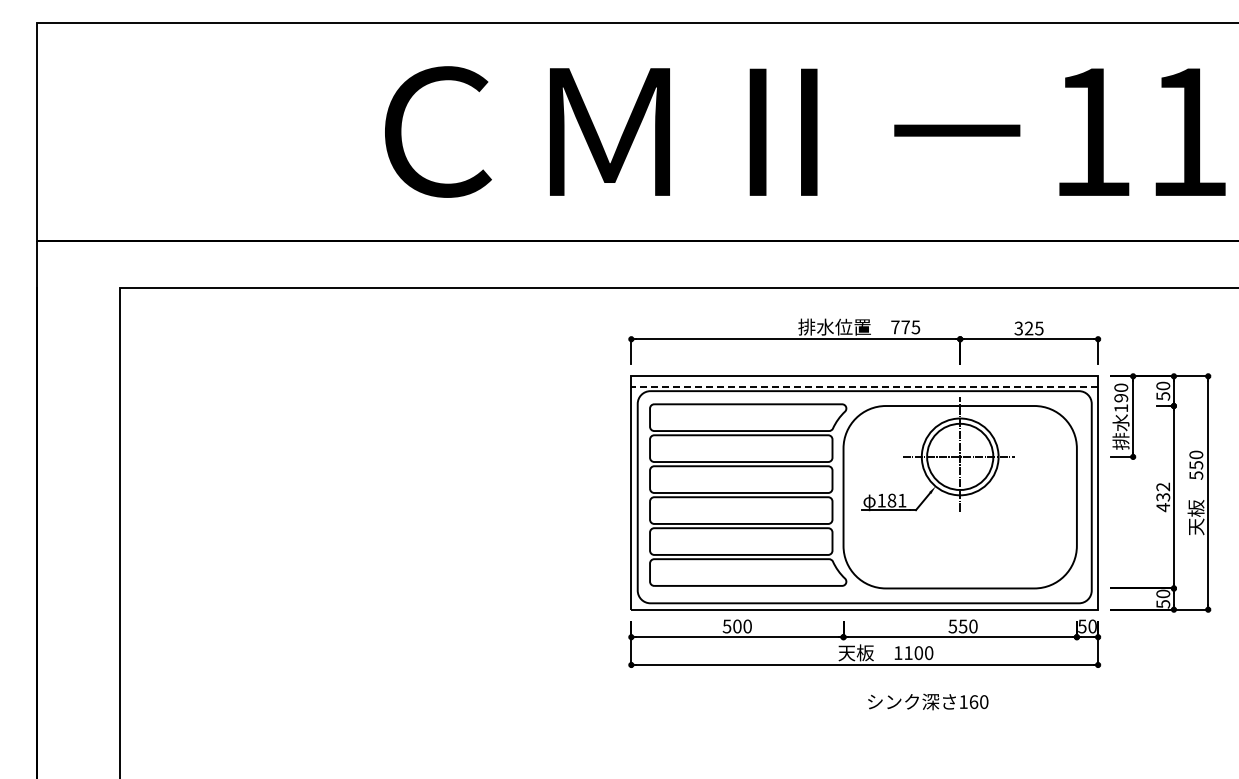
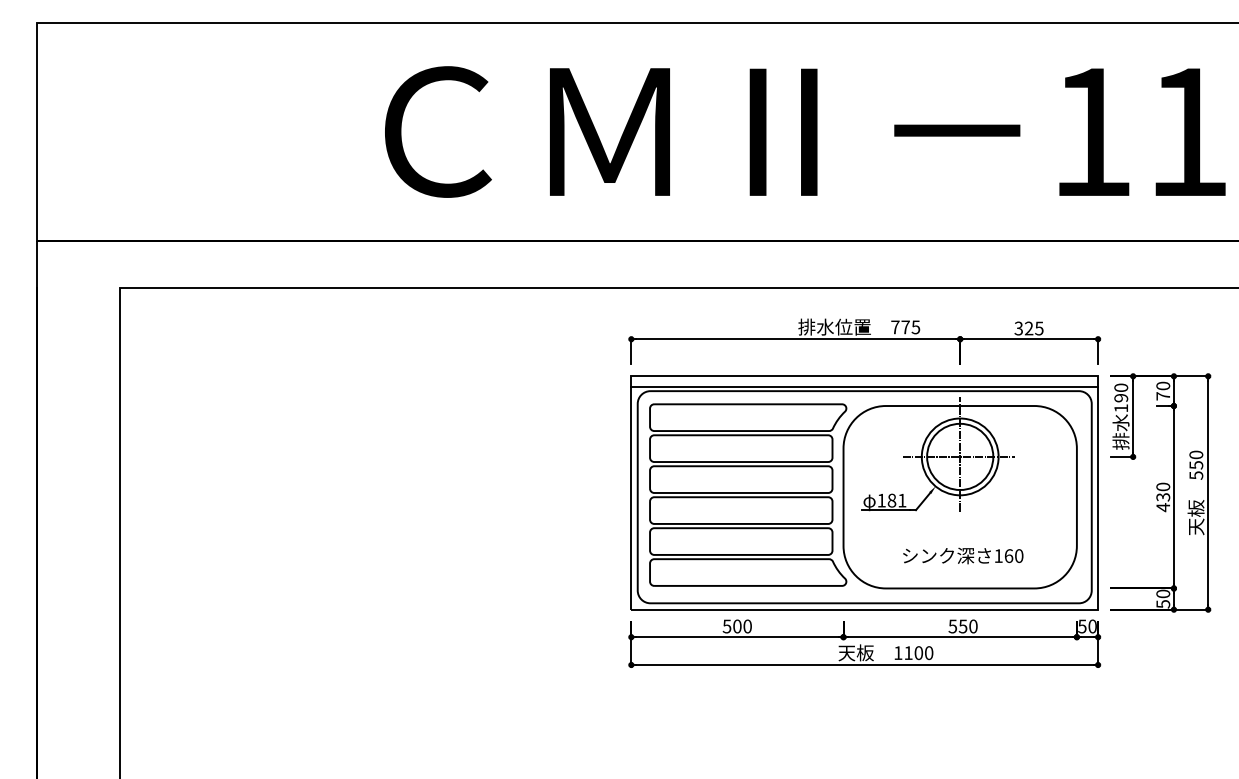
line: dashed -> solid (864, 386)
text: 50 -> 70 (1163, 396)
text: 432 -> 430 (1163, 486)
text position: (928, 701) -> (963, 555) (963, 555)
